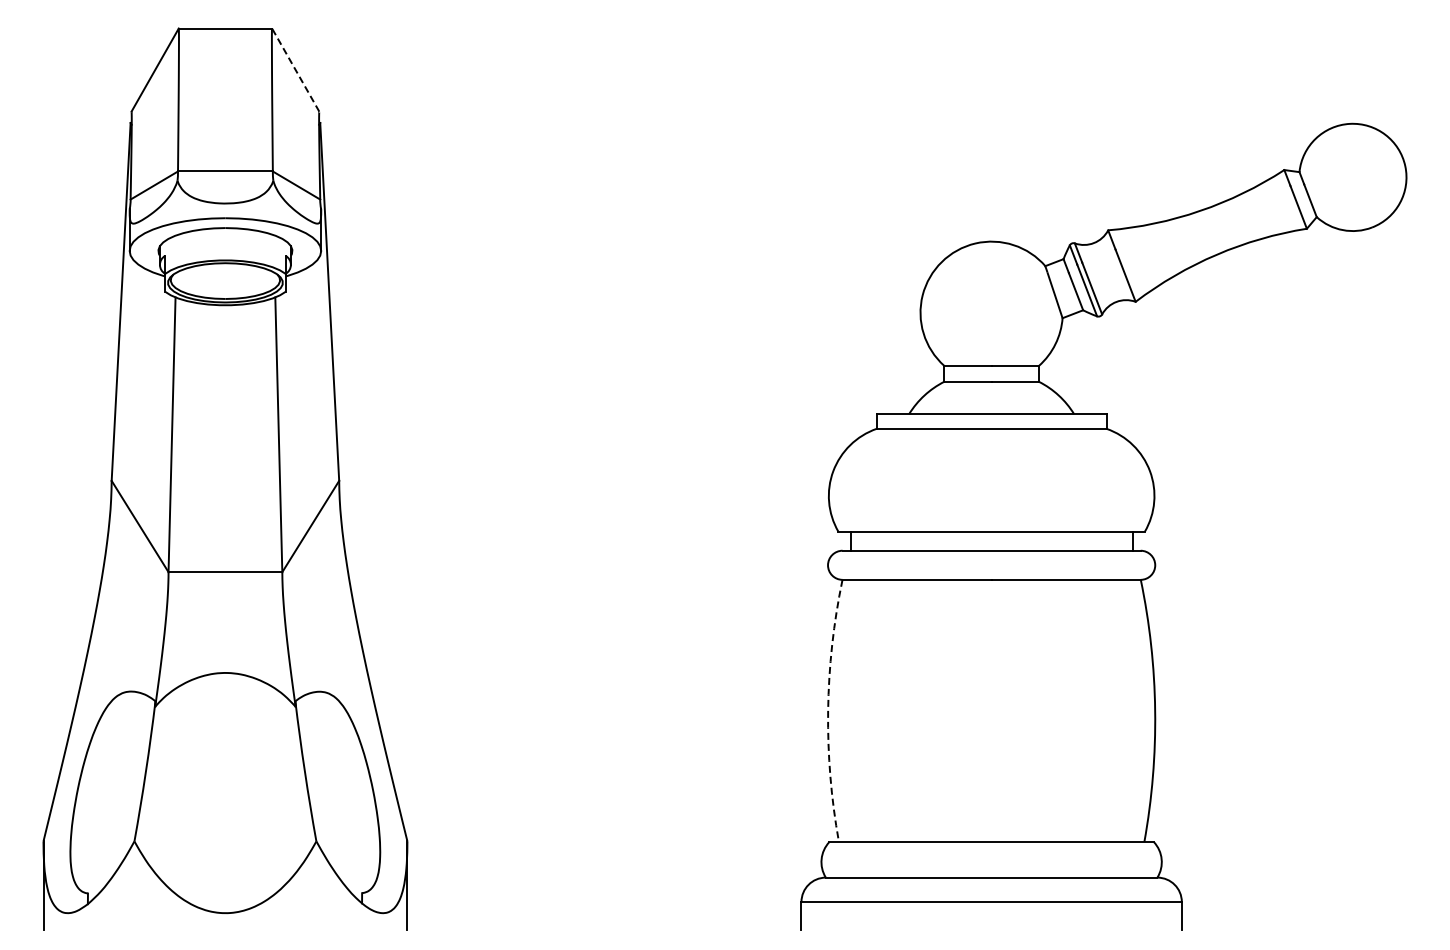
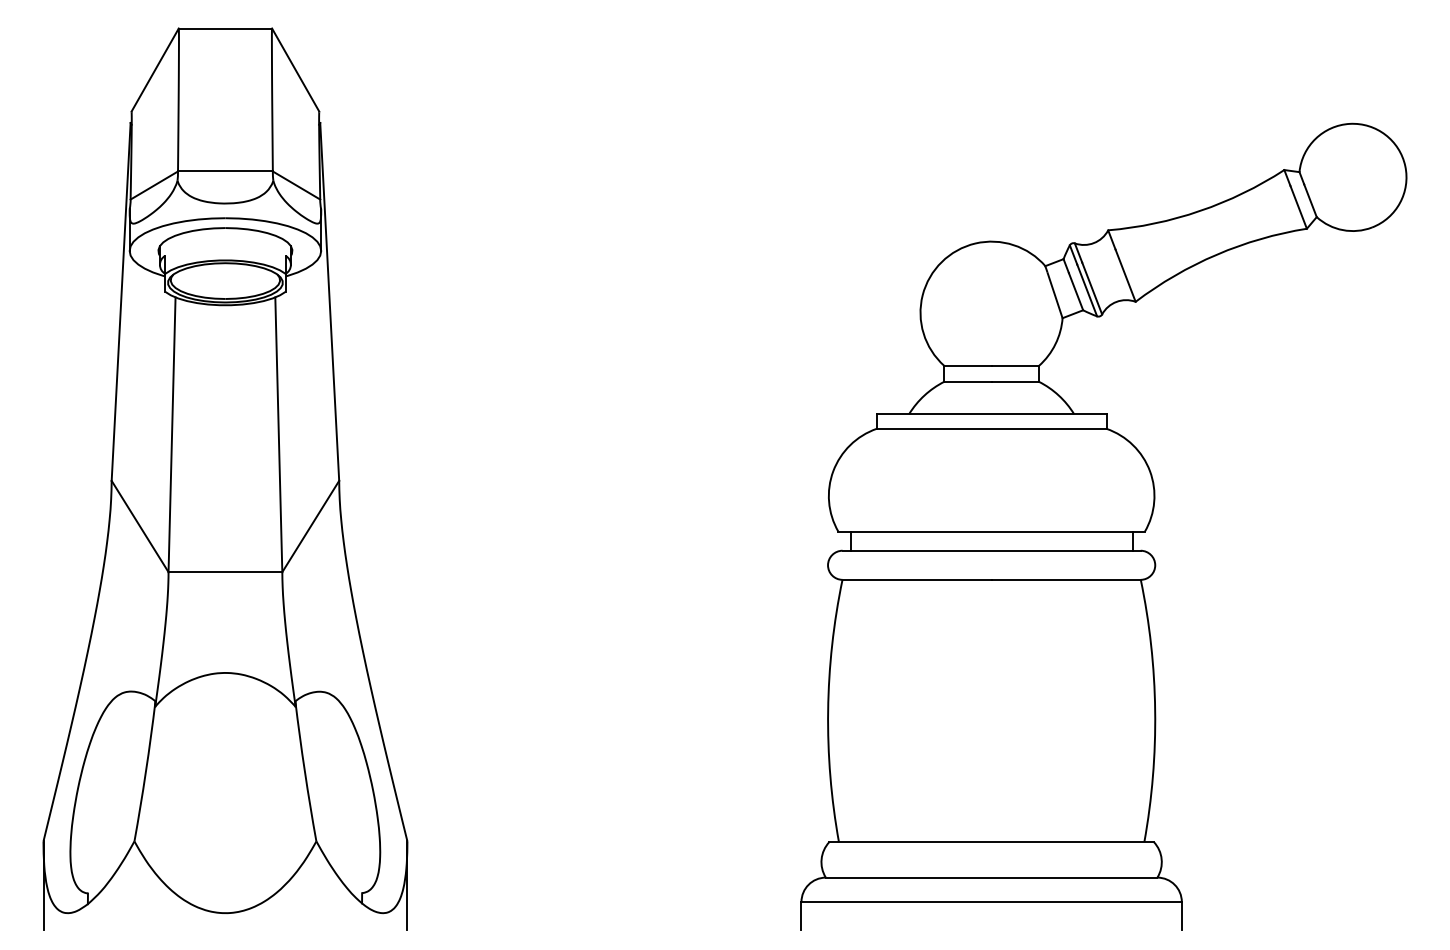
line: dashed -> solid (295, 70)
arc: dashed -> solid (828, 710)
